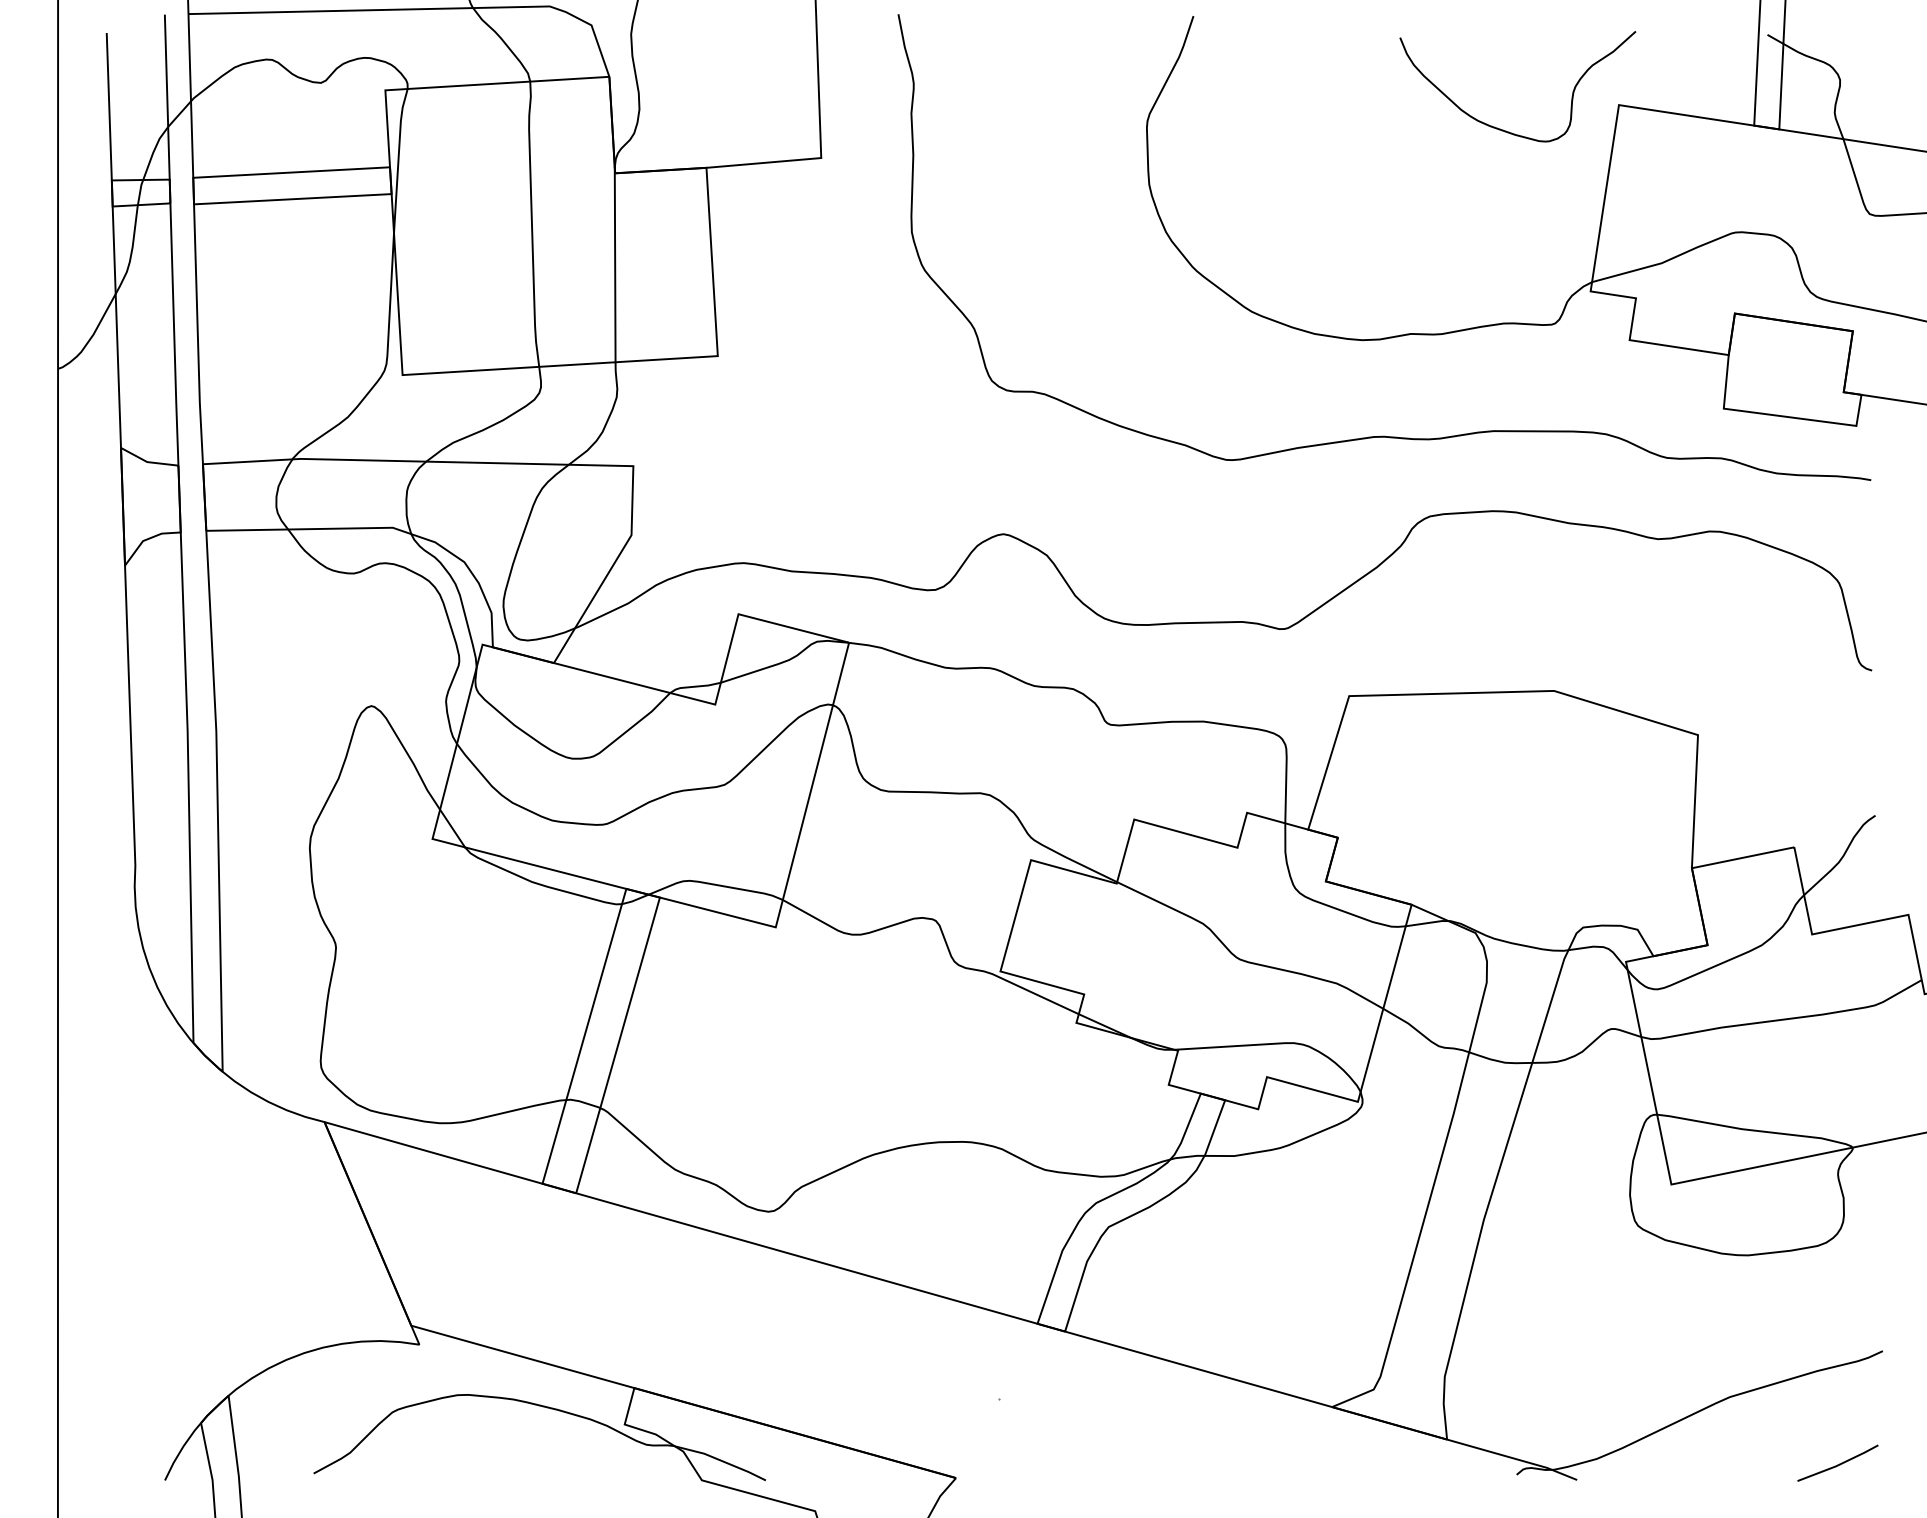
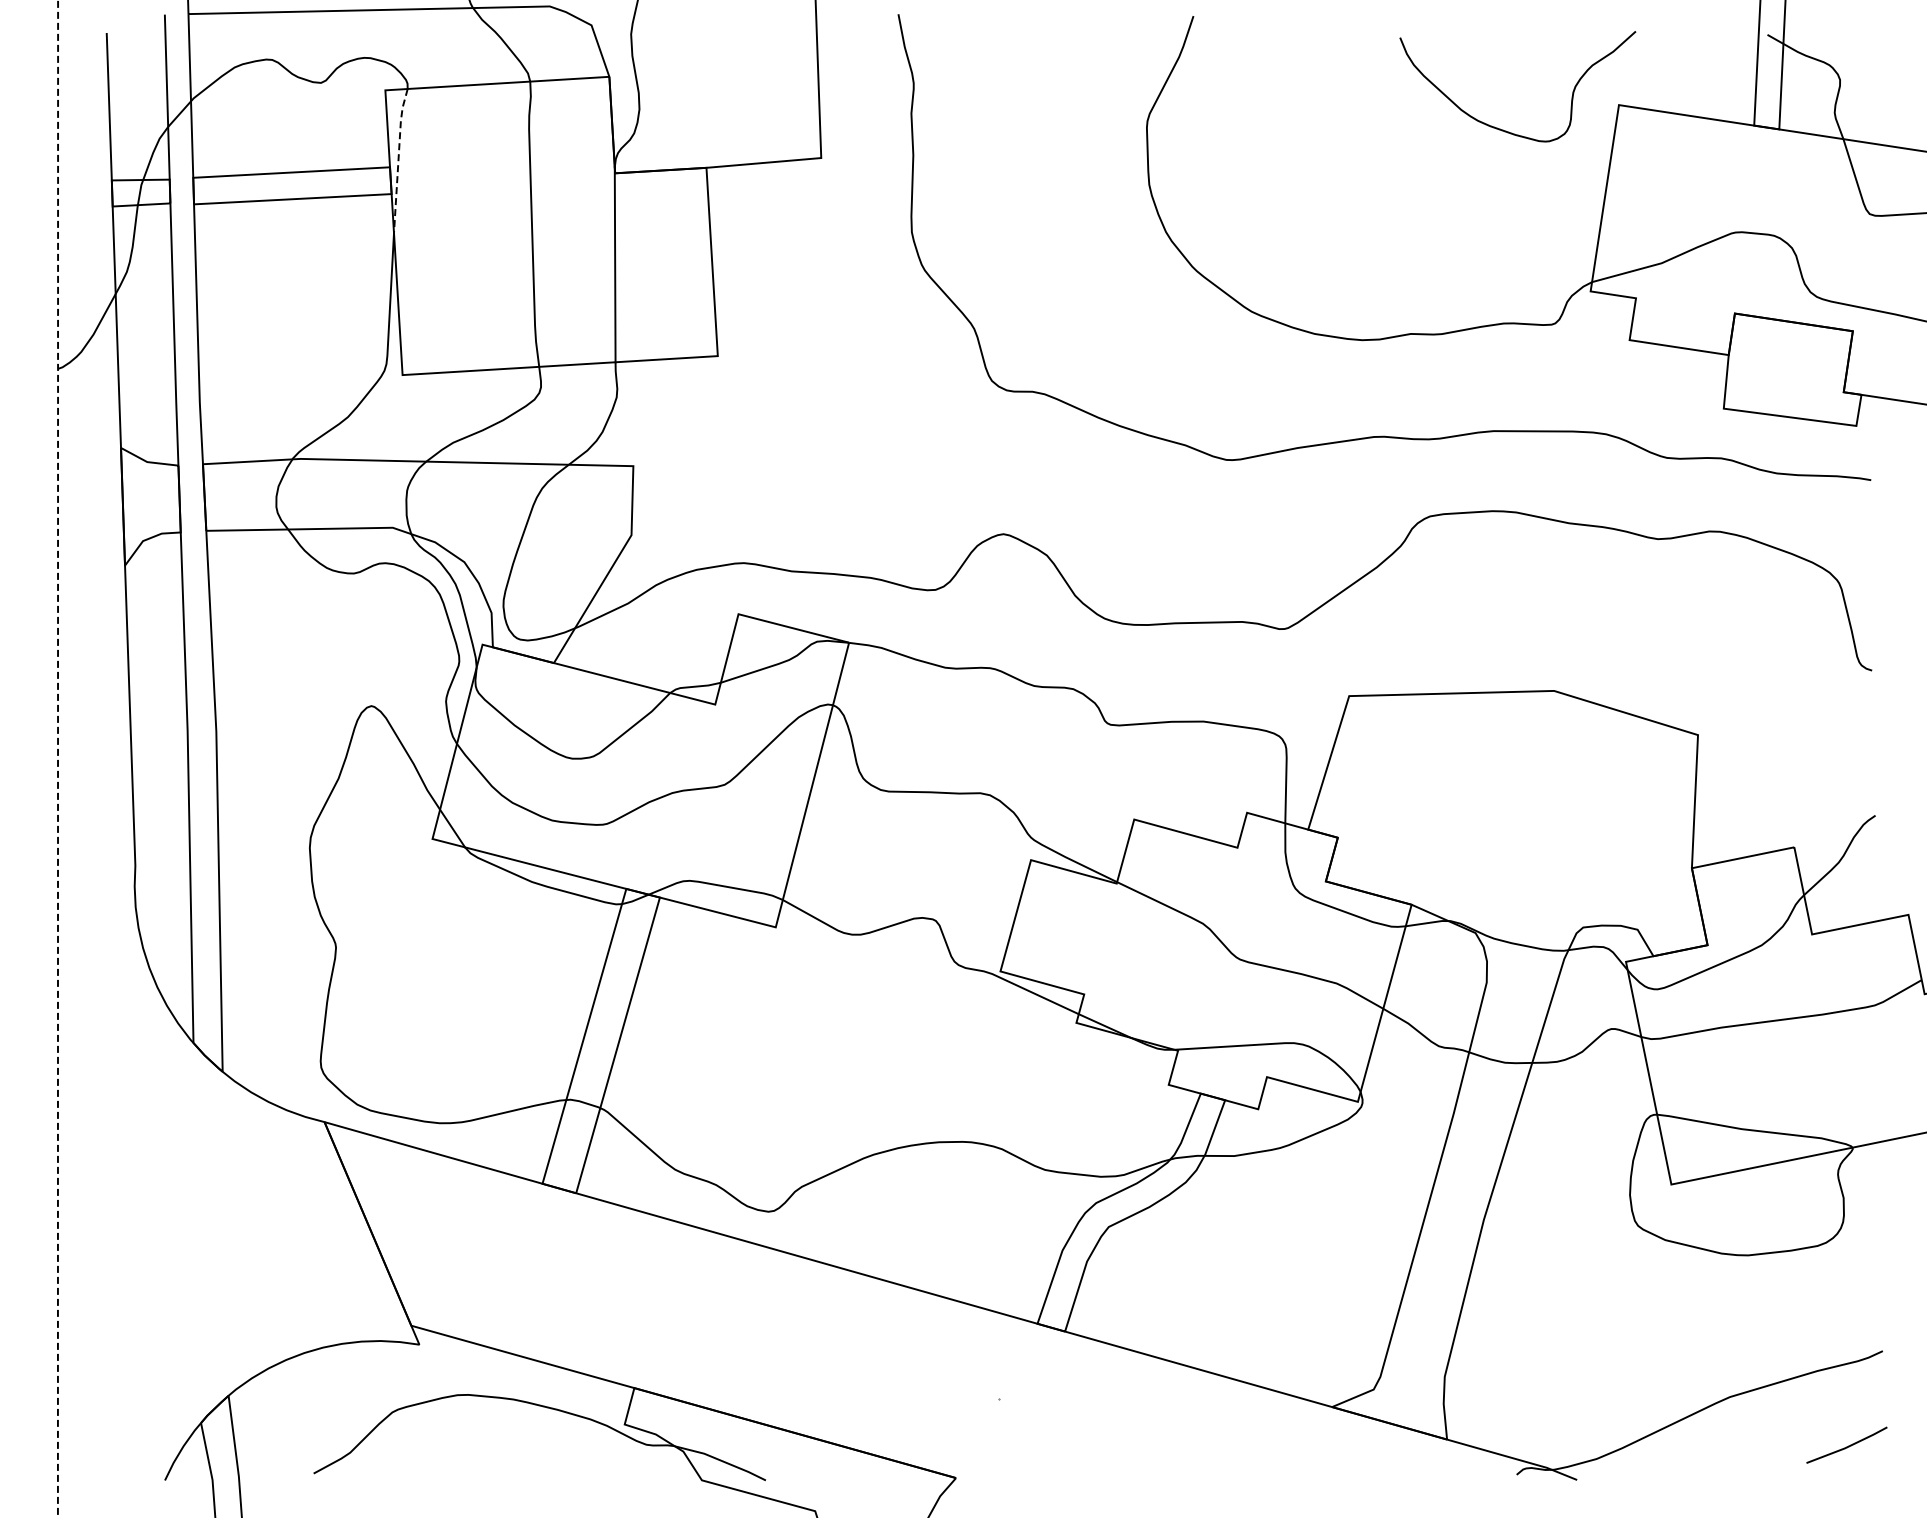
line: solid -> dashed (398, 159)
line: solid -> dashed (58, 758)
line position: (1837, 1464) -> (1846, 1446) (1846, 1446)
